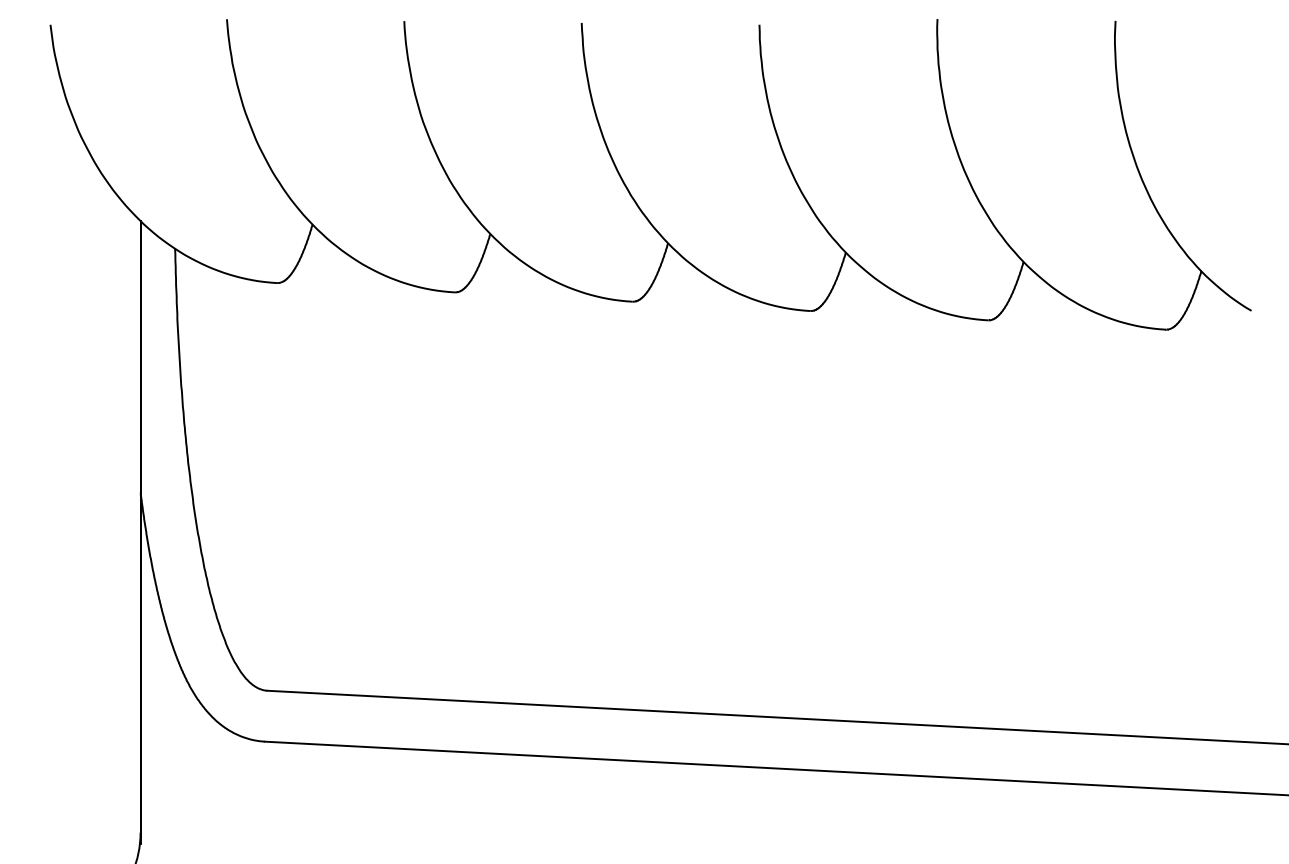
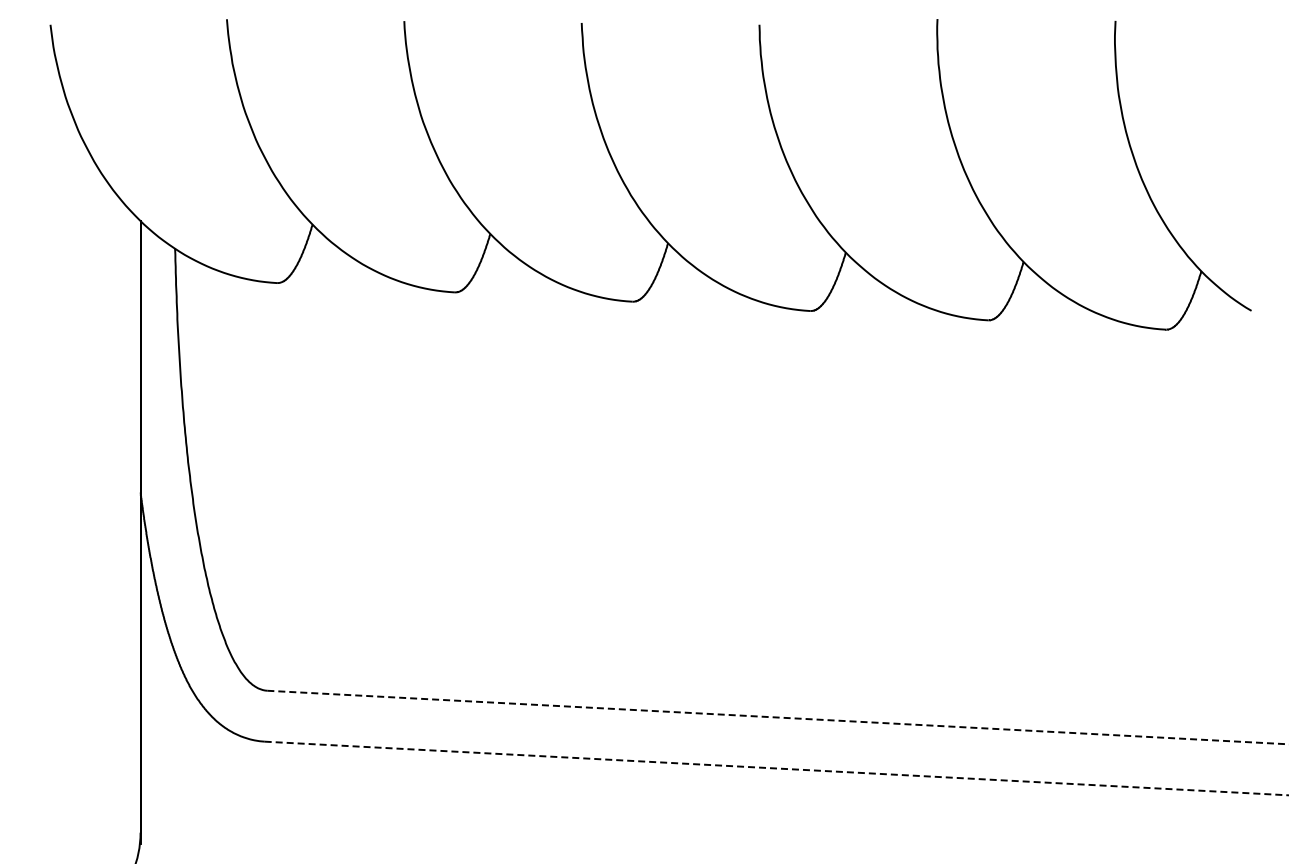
line: solid -> dashed (778, 717)
line: solid -> dashed (776, 768)
